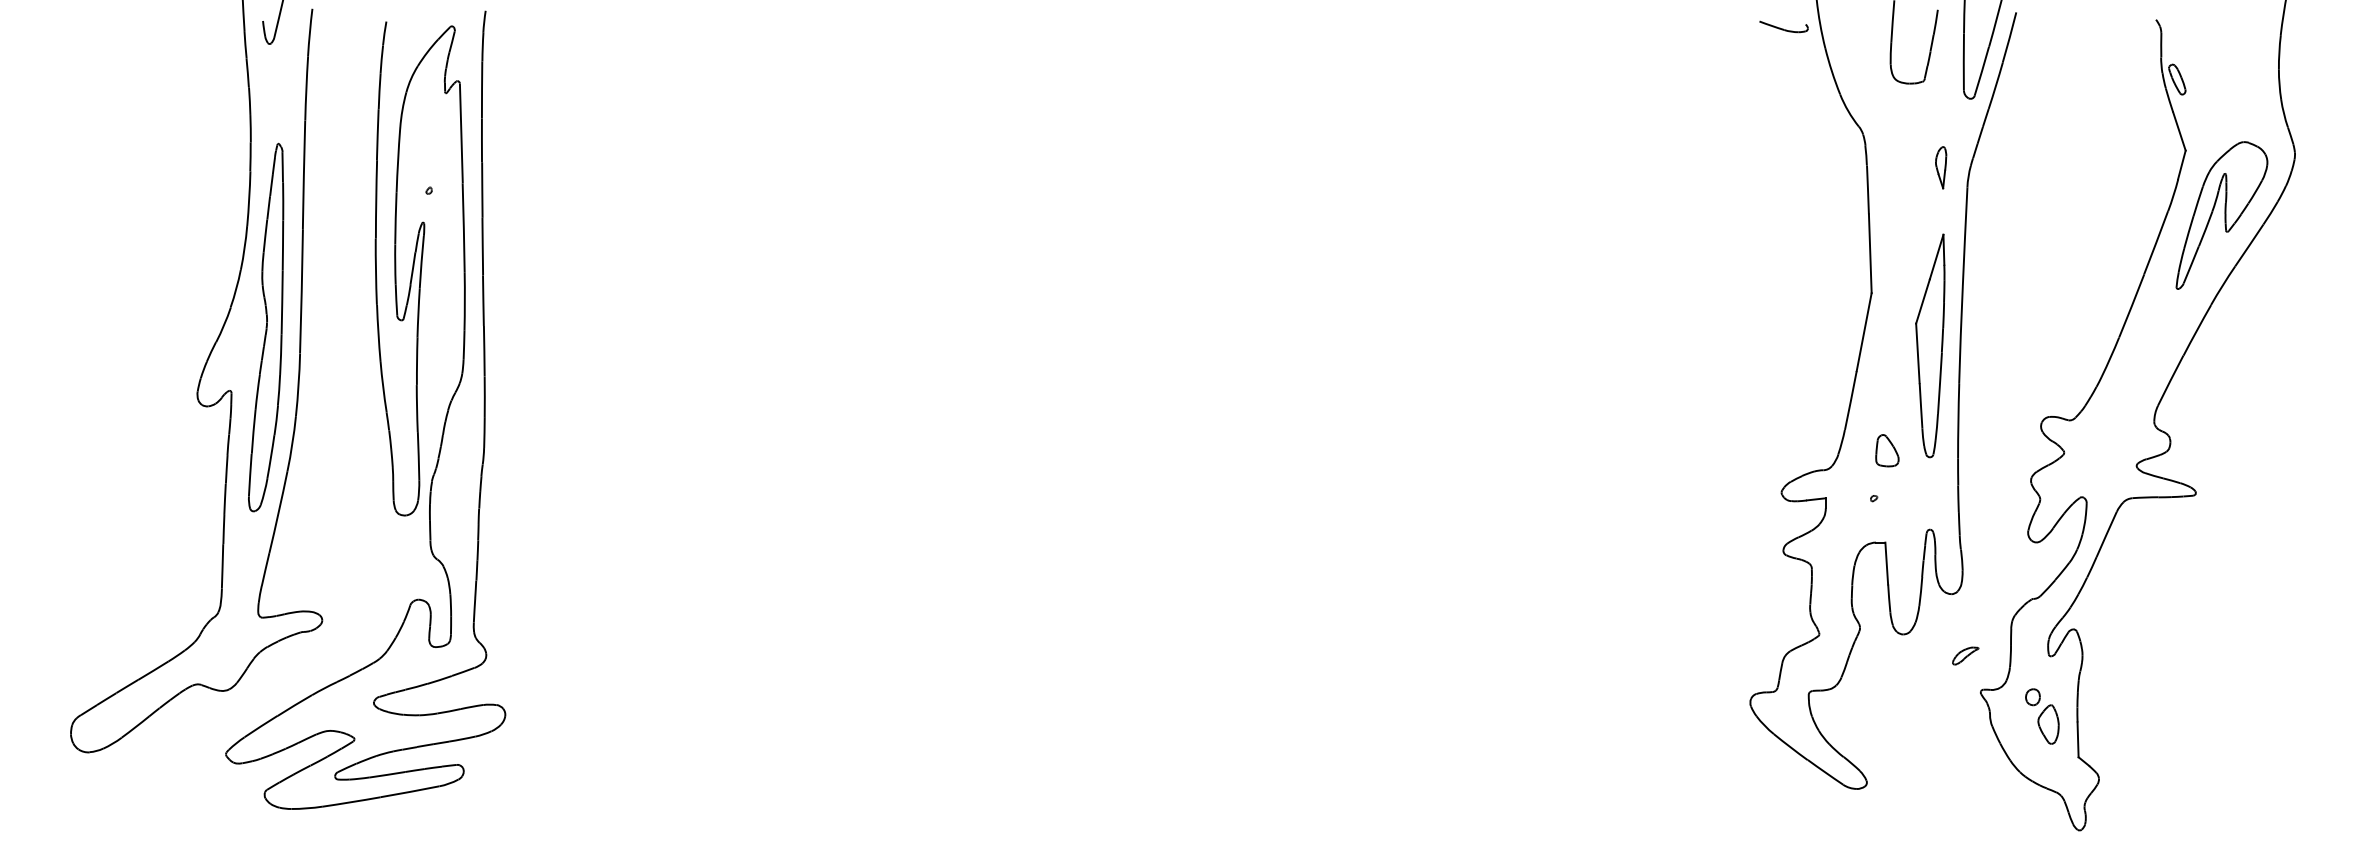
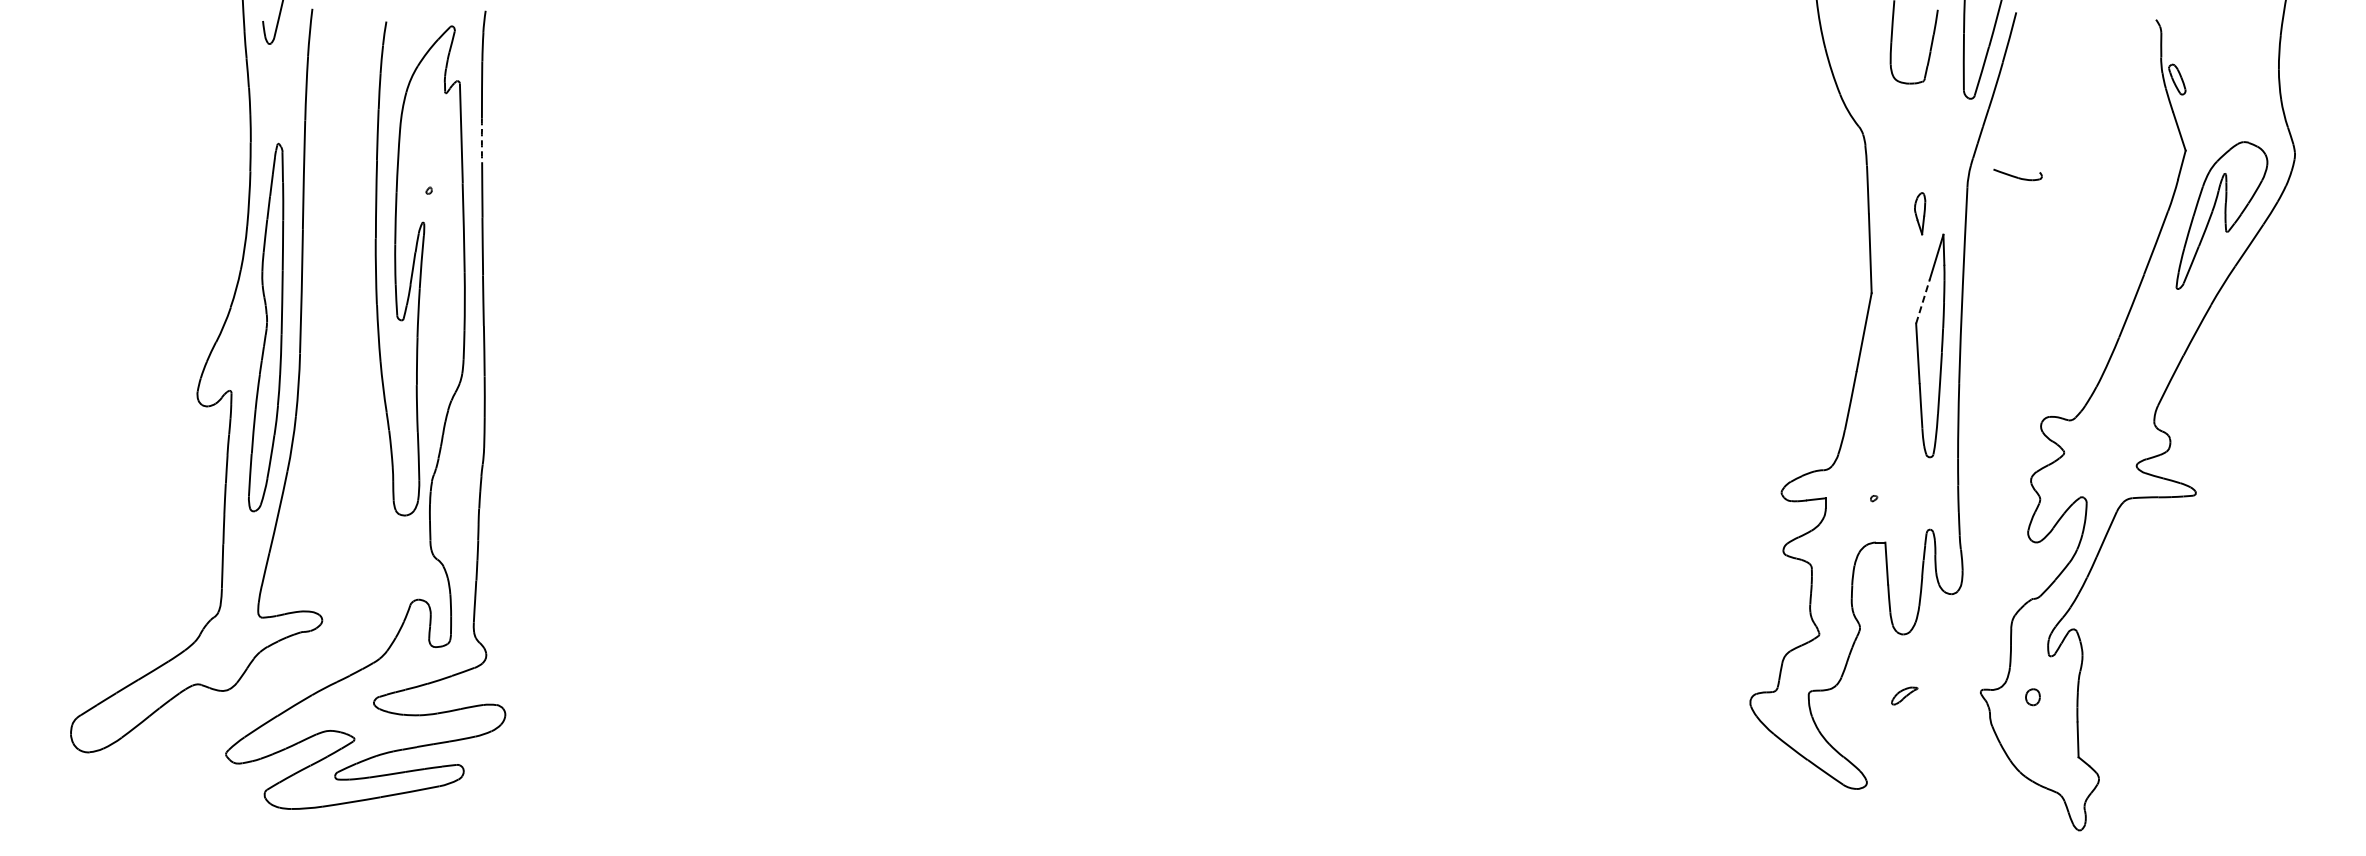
part position: (1783, 26) -> (2017, 174) (2017, 174)
arc: solid -> dashed (481, 140)
part position: (1941, 167) -> (1920, 213) (1920, 213)
line: solid -> dashed (1923, 300)
part: present -> none (1887, 450)
part position: (1965, 655) -> (1904, 695) (1904, 695)
part: present -> none (2048, 724)
